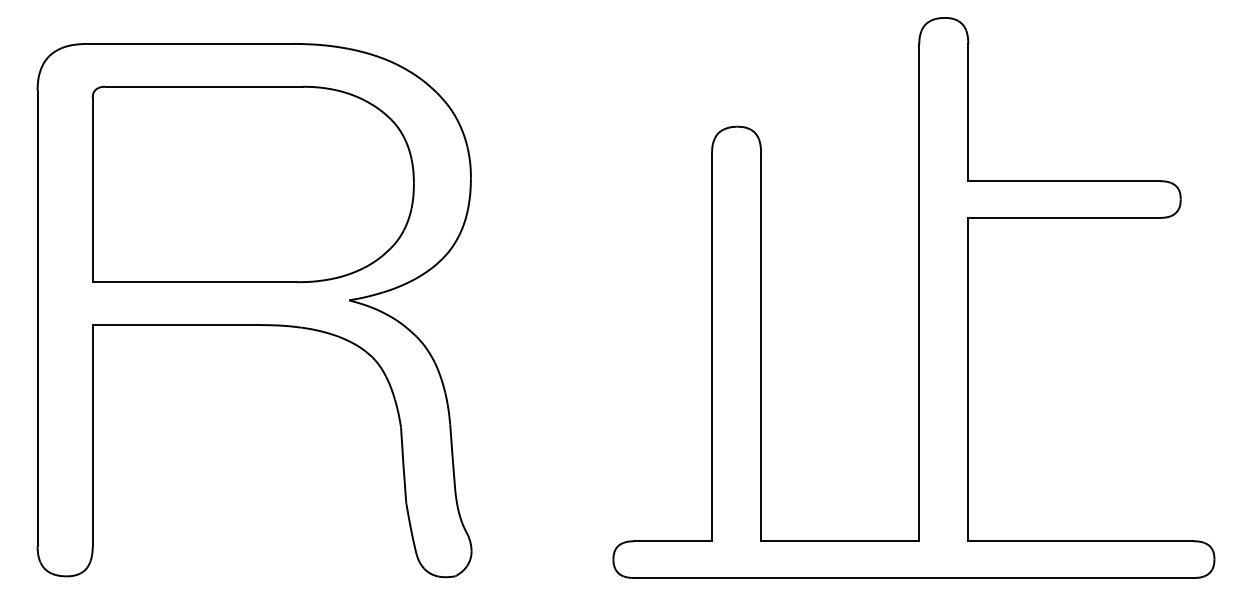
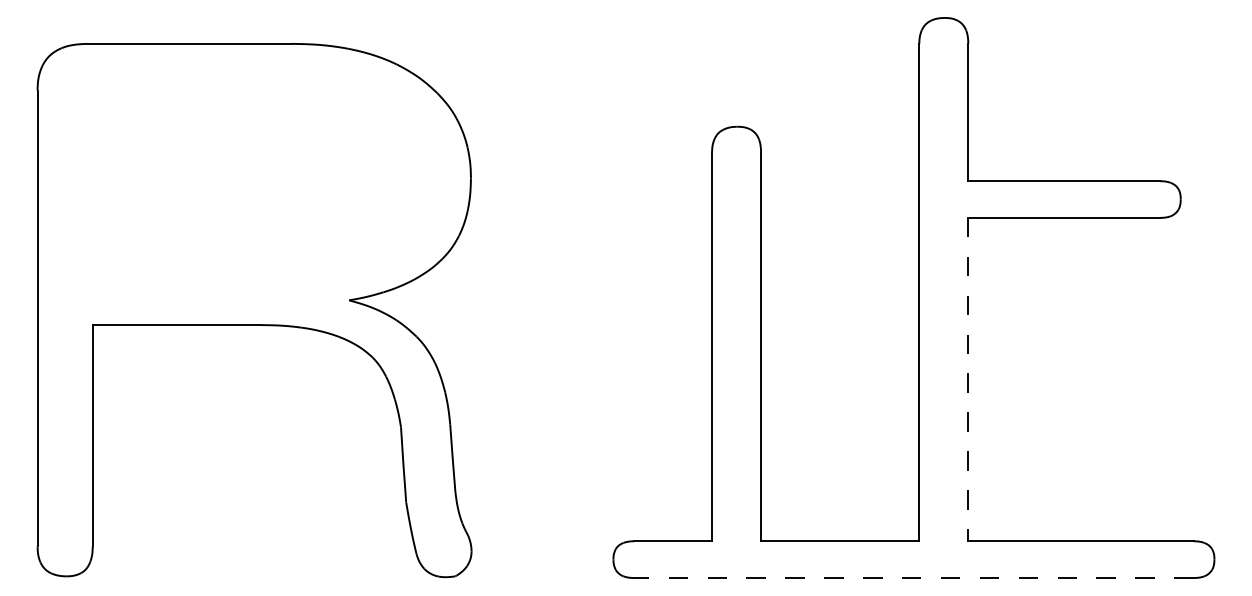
part: present -> none (252, 184)
line: solid -> dashed (968, 379)
line: solid -> dashed (913, 578)
